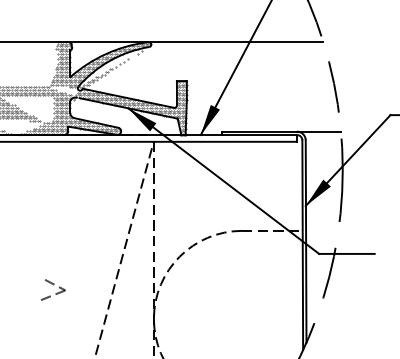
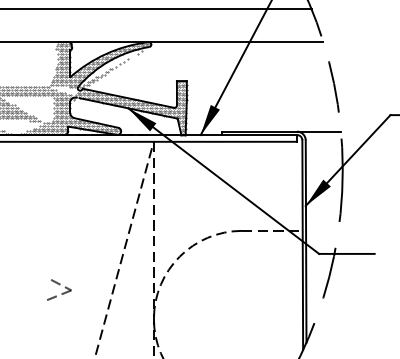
line: none -> present (156, 9)
part position: (53, 289) -> (59, 289) (59, 289)
